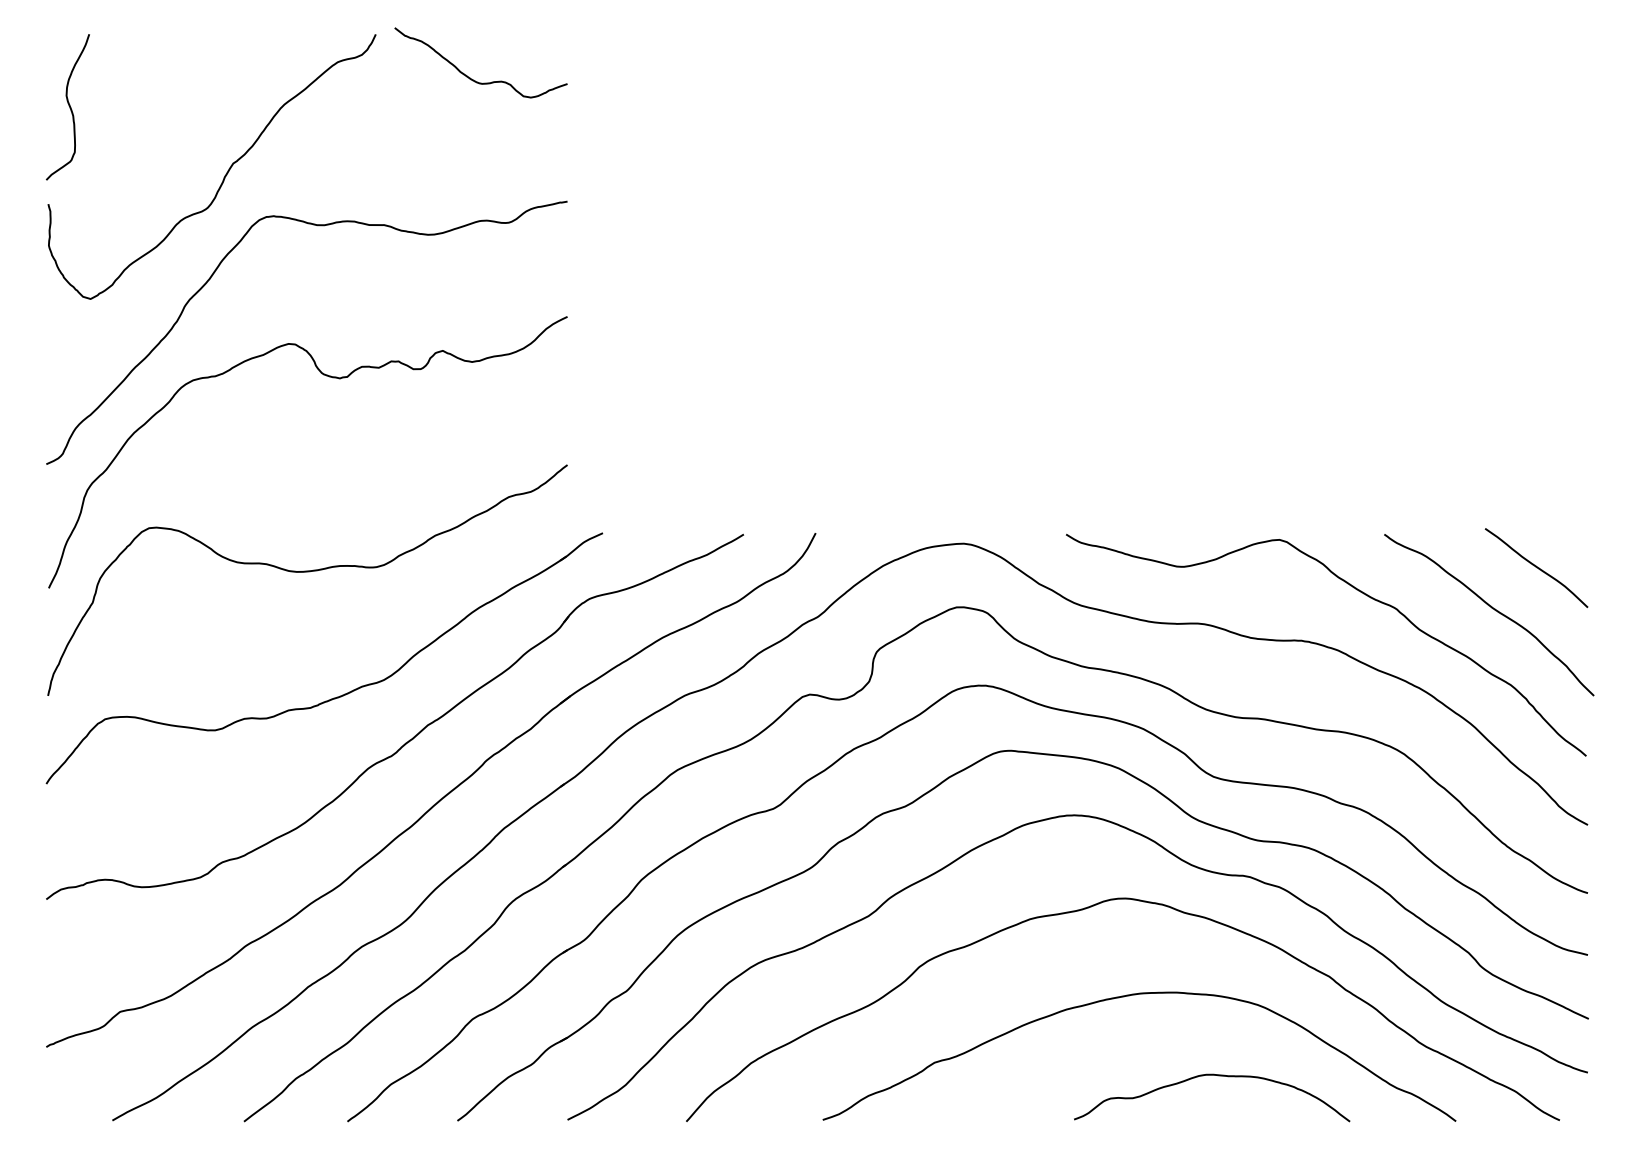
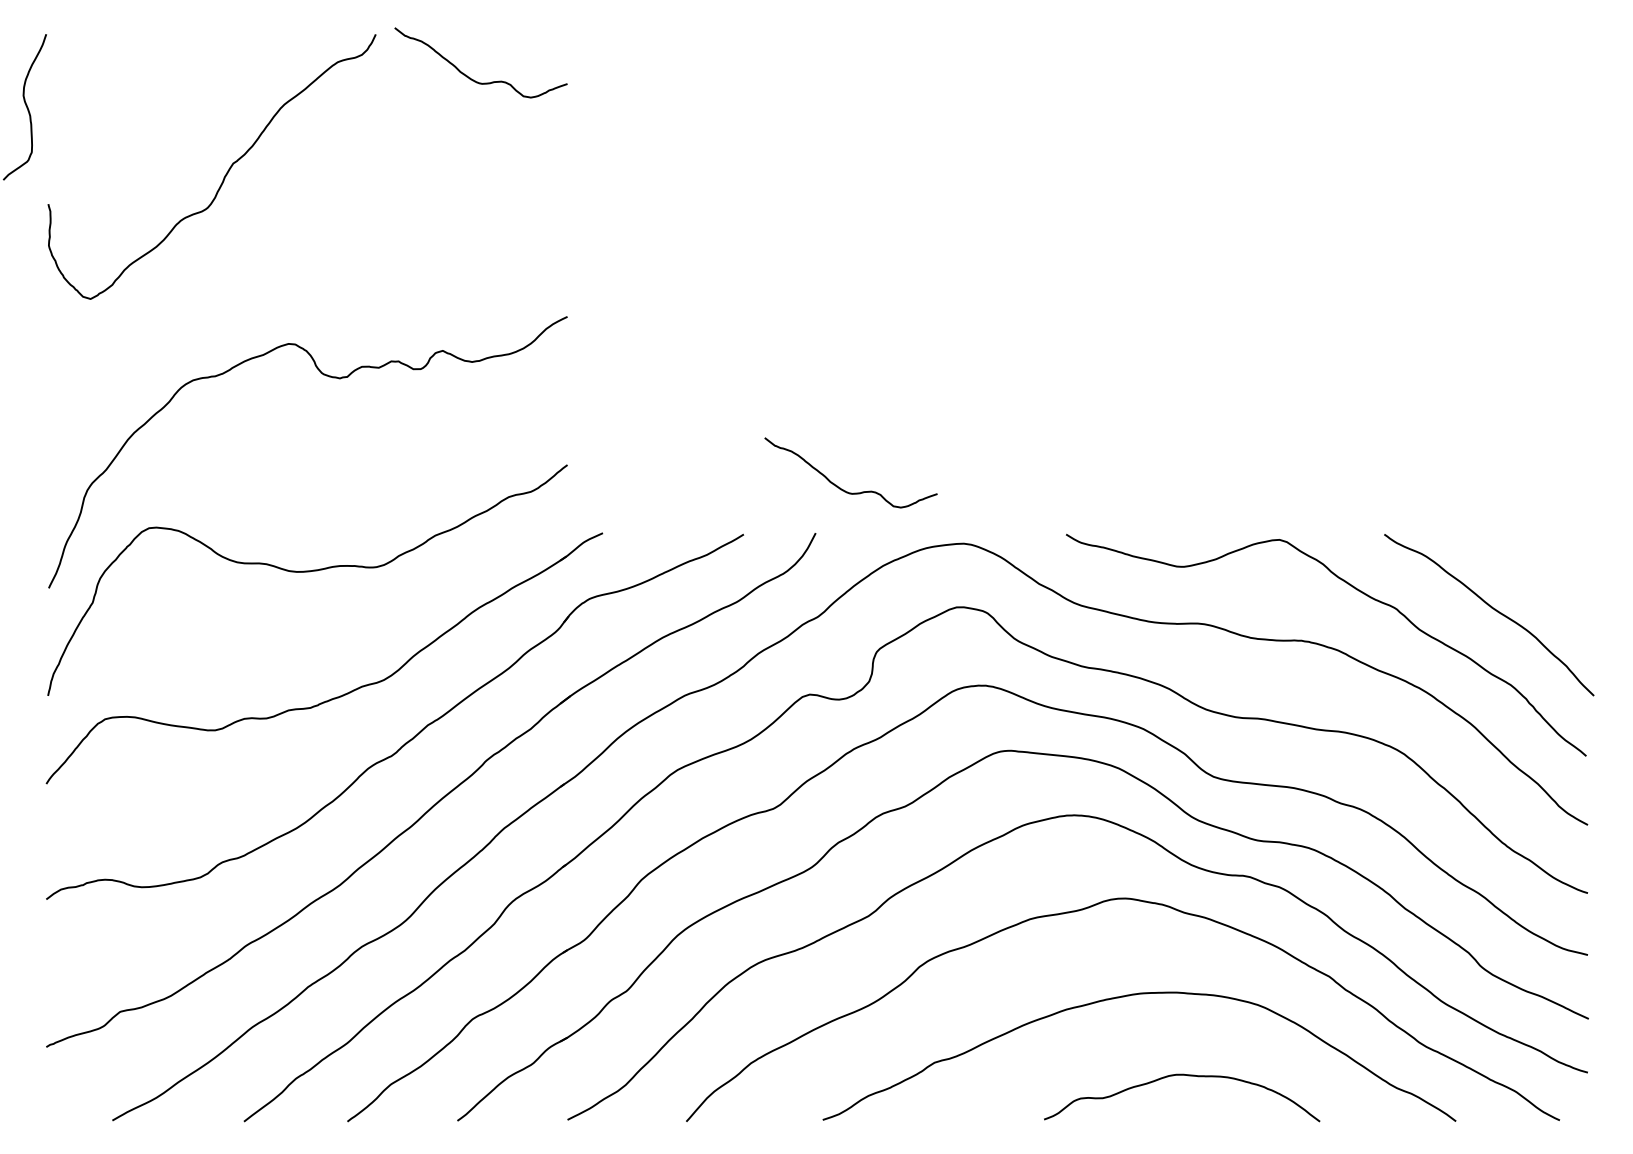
curve position: (69, 107) -> (26, 107) (26, 107)
curve: present -> none (317, 226)
curve: none -> present (840, 487)
curve: present -> none (1536, 567)
curve position: (1218, 1076) -> (1188, 1076) (1188, 1076)
